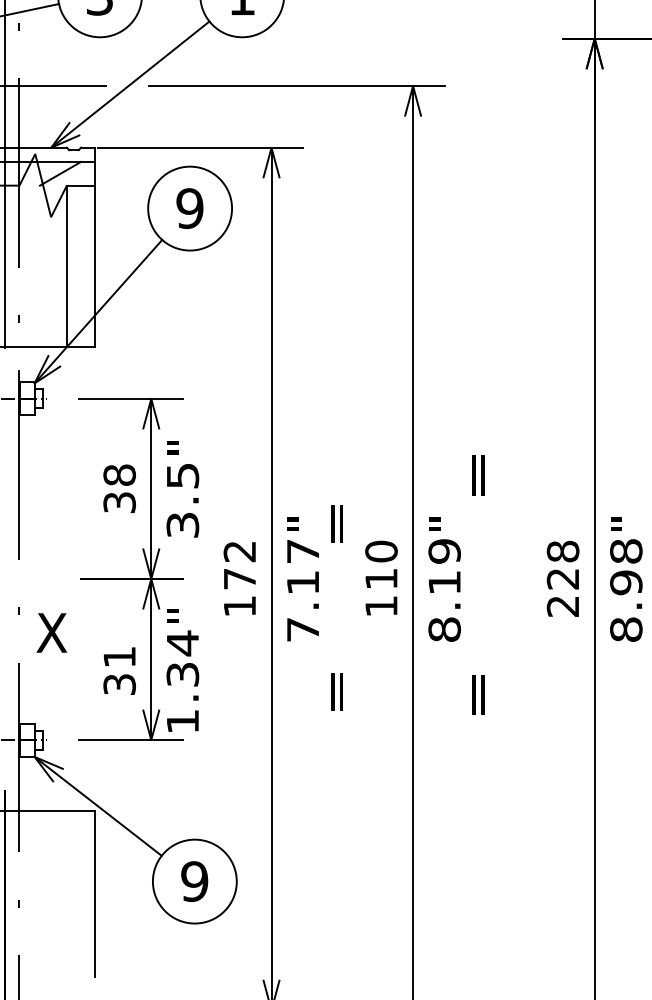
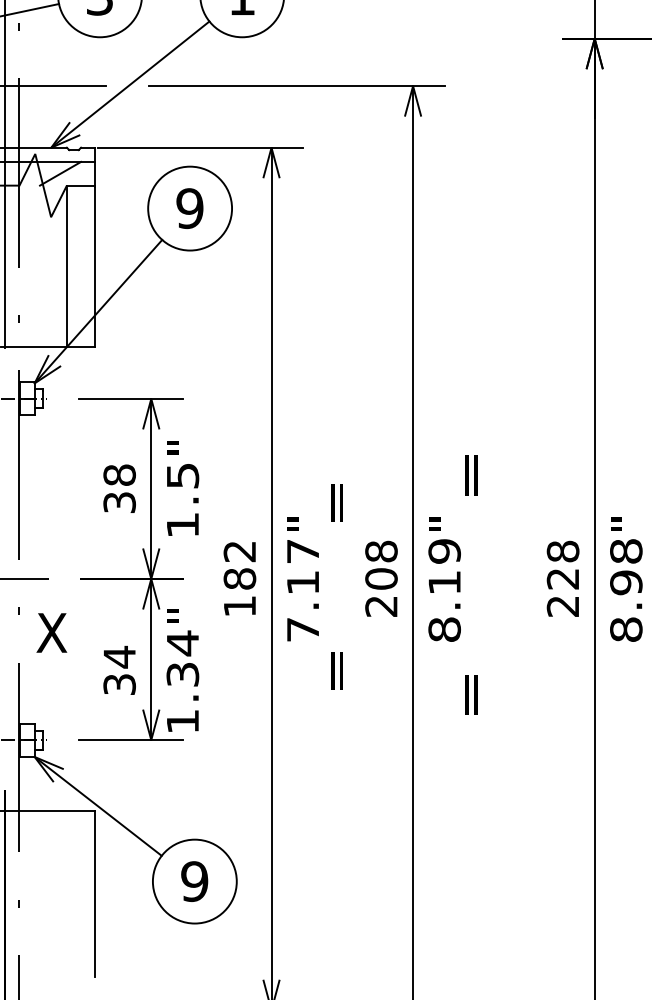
text: 3.5 -> 1.5 (182, 524)
text: 172 -> 182 (239, 578)
text: 110 -> 208 (381, 578)
line: none -> present (25, 579)
text position: (478, 584) -> (471, 584) (471, 584)
text position: (336, 607) -> (336, 586) (336, 586)
text: 31 -> 34 (119, 656)
